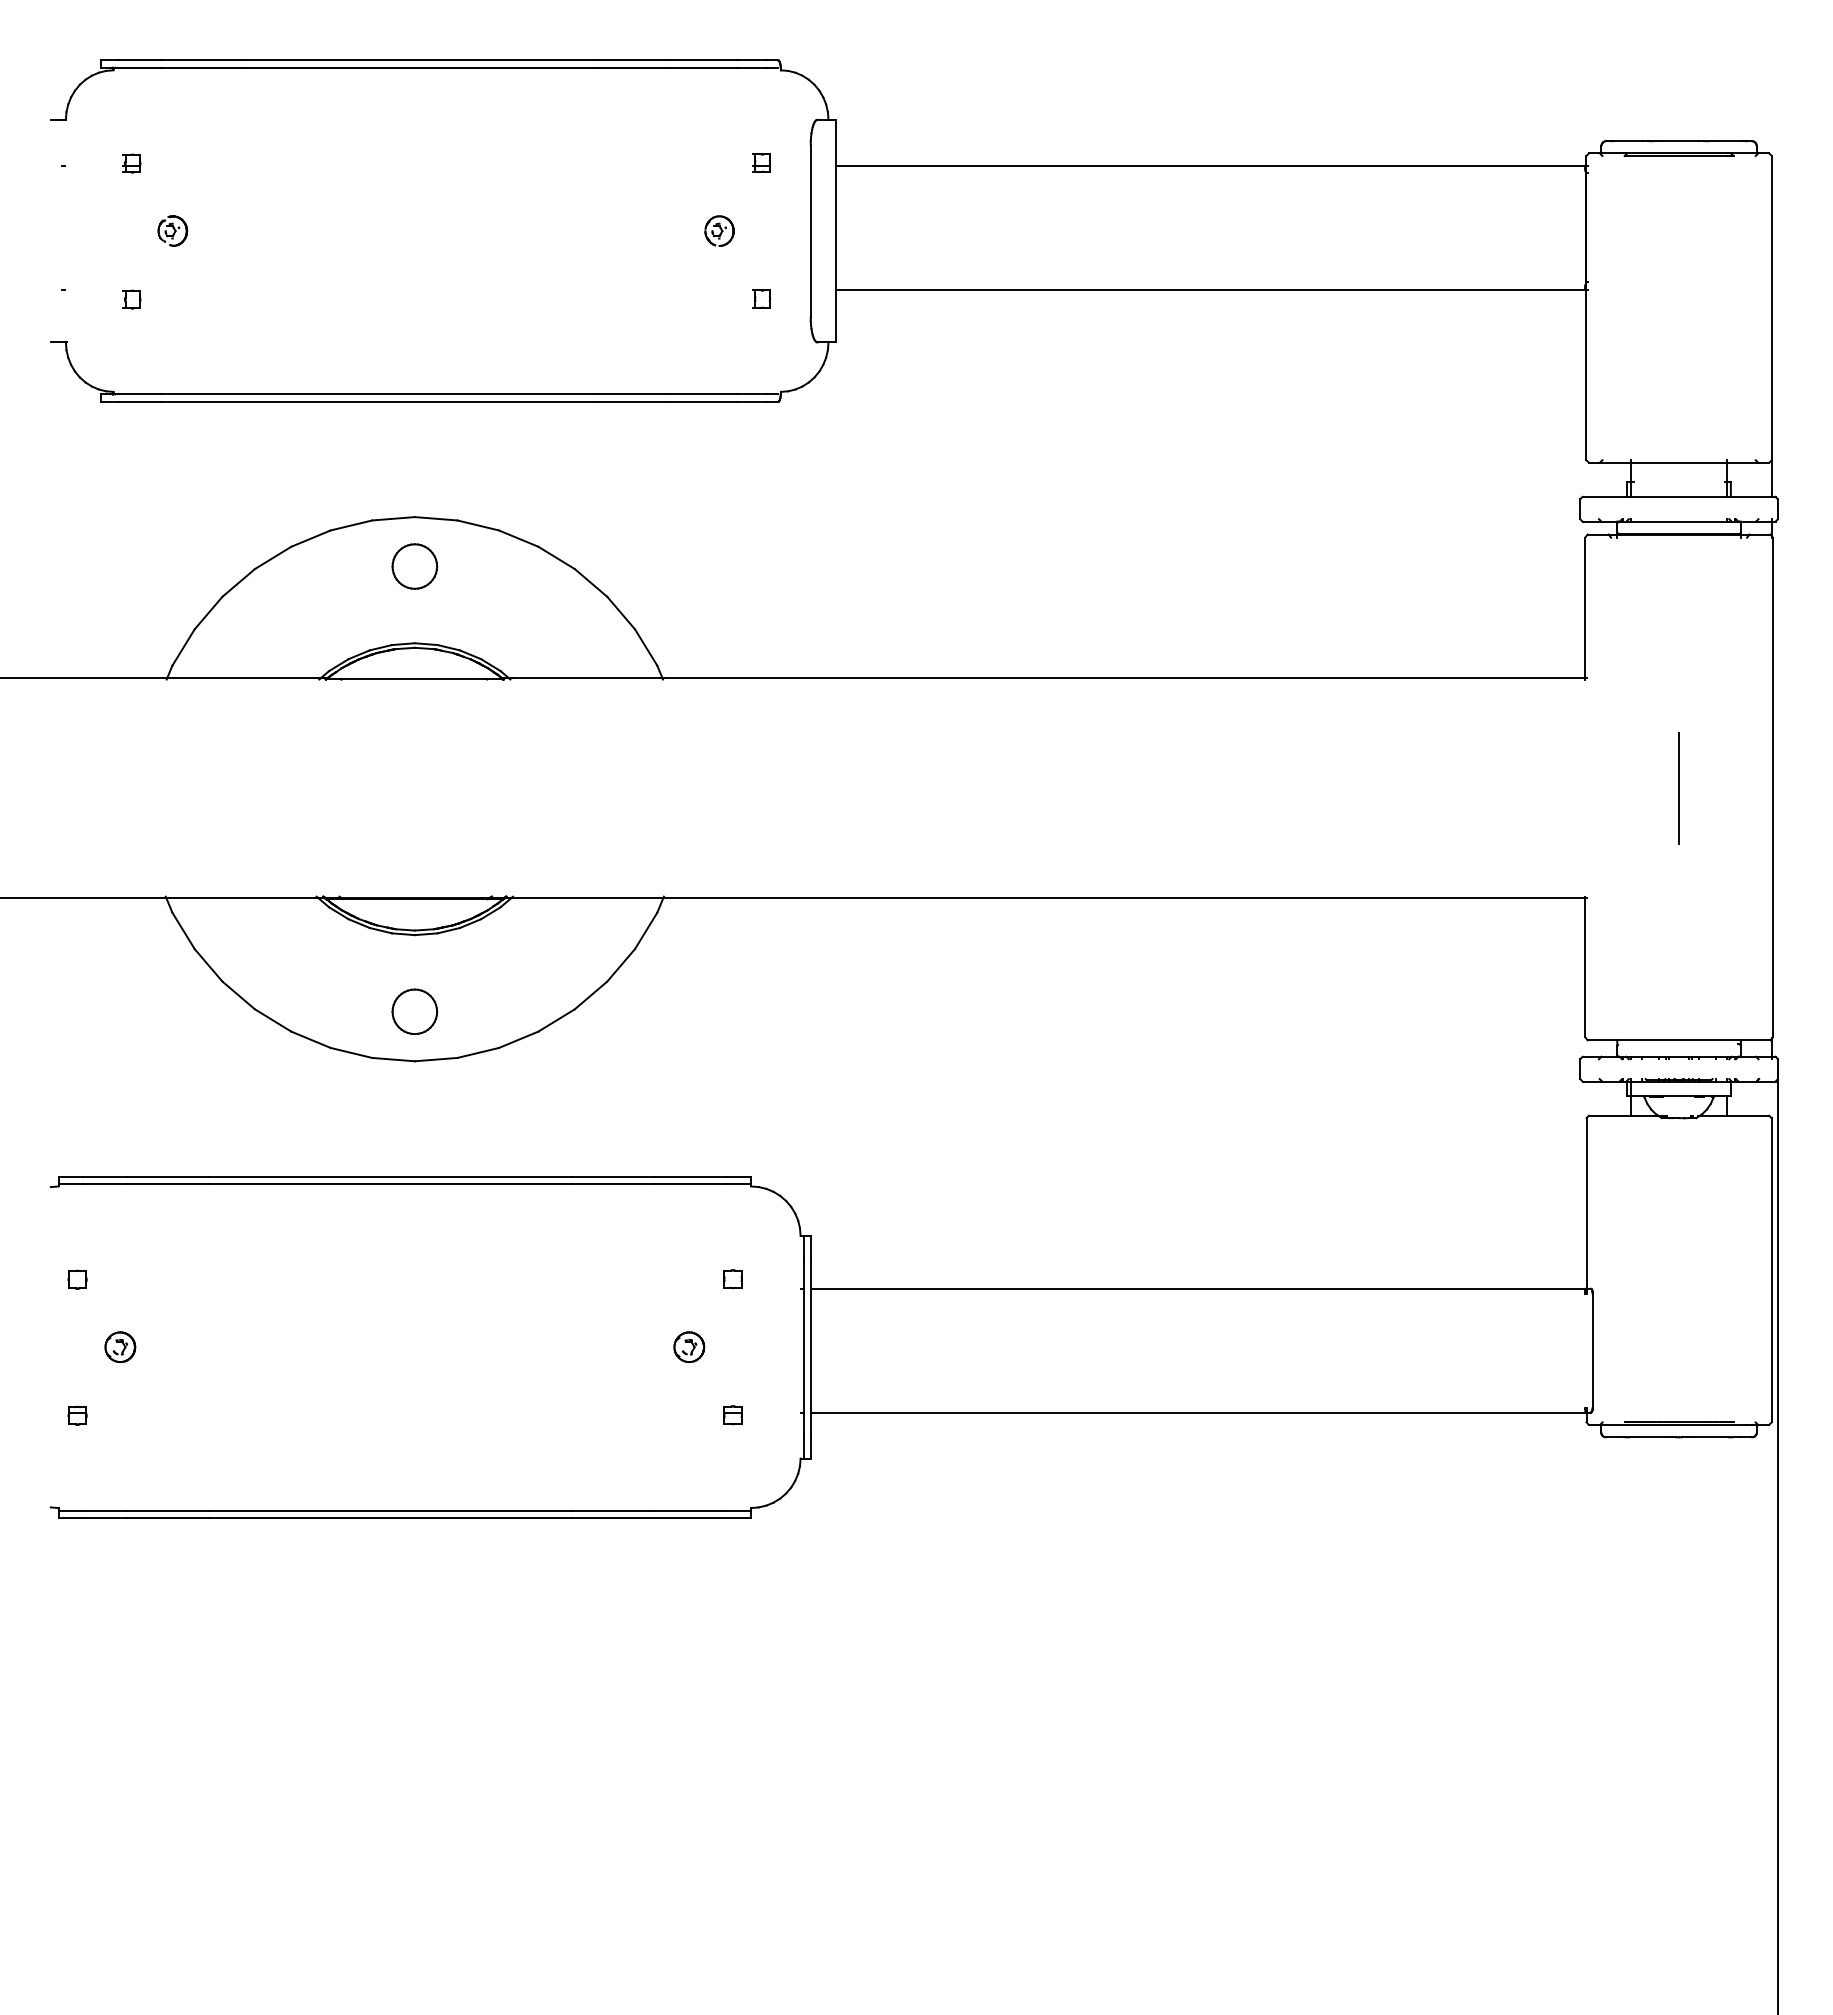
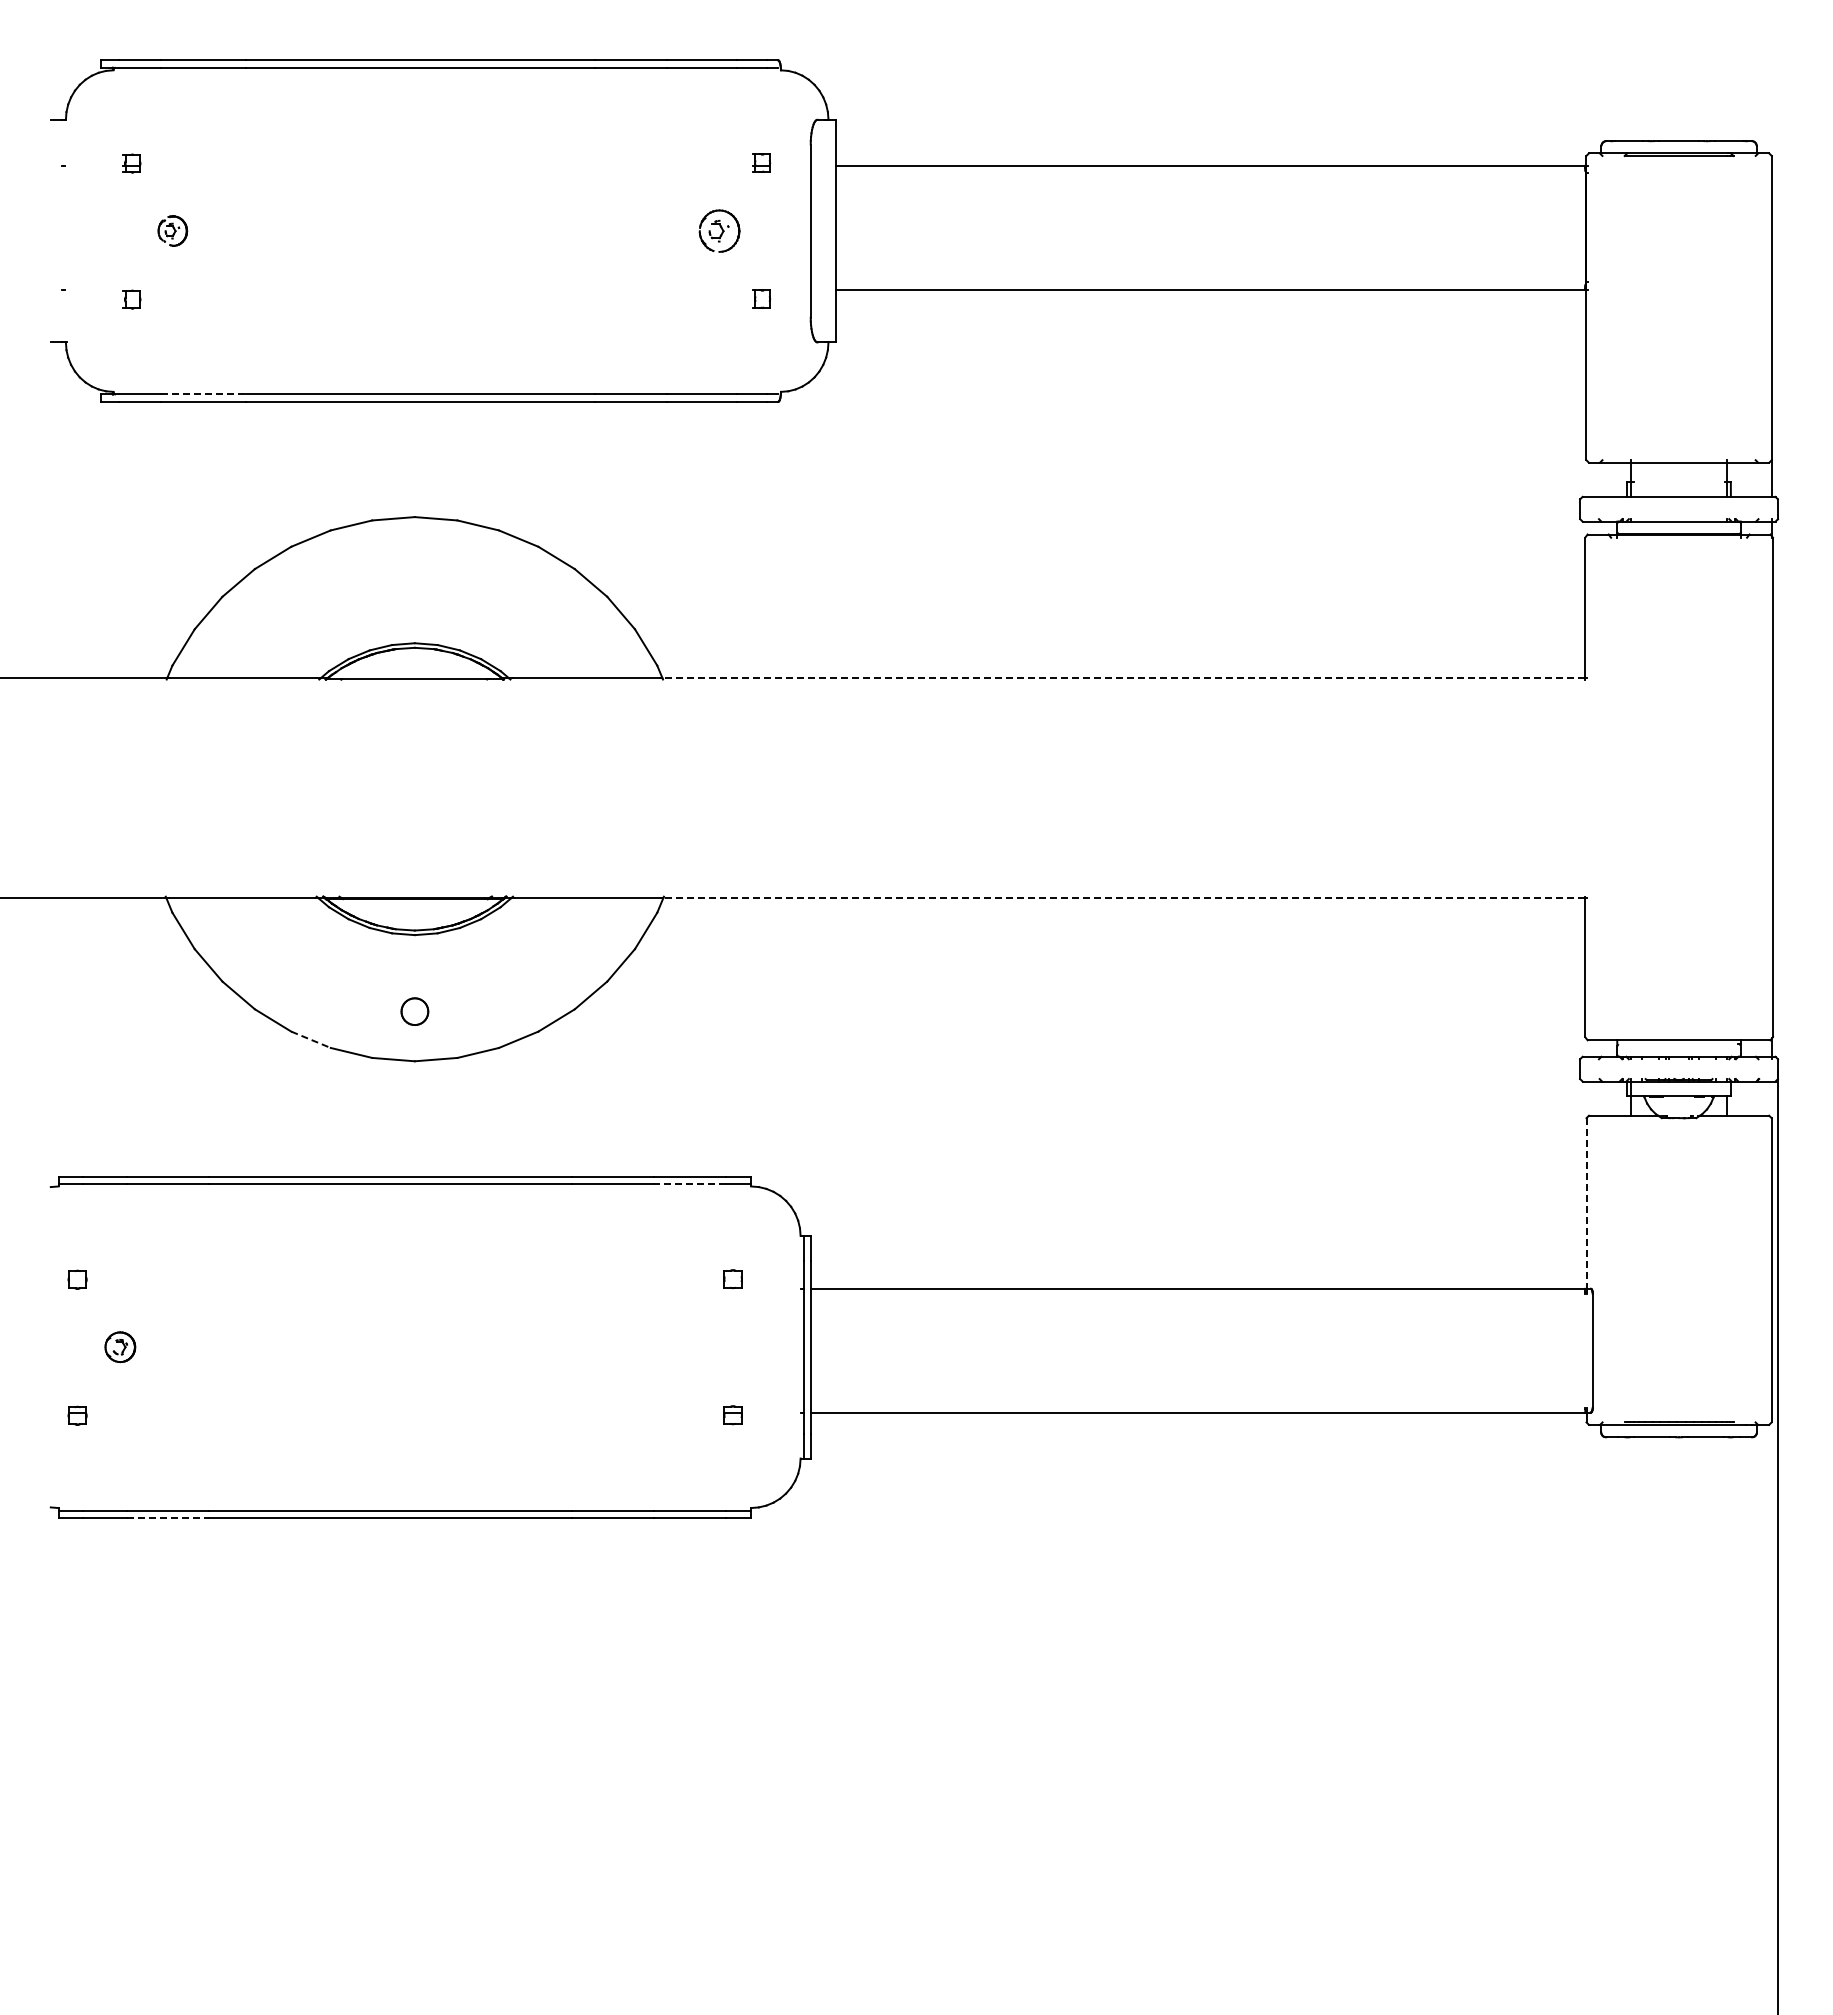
part size: 31x32 px -> 43x44 px (719, 230)
line: solid -> dashed (203, 394)
part: present -> none (414, 566)
line: solid -> dashed (1123, 678)
line: present -> none (1678, 787)
line: solid -> dashed (1124, 898)
part size: 48x47 px -> 30x29 px (414, 1011)
line: solid -> dashed (311, 1039)
line: solid -> dashed (689, 1184)
line: solid -> dashed (1586, 1204)
part: present -> none (689, 1347)
line: solid -> dashed (168, 1517)
